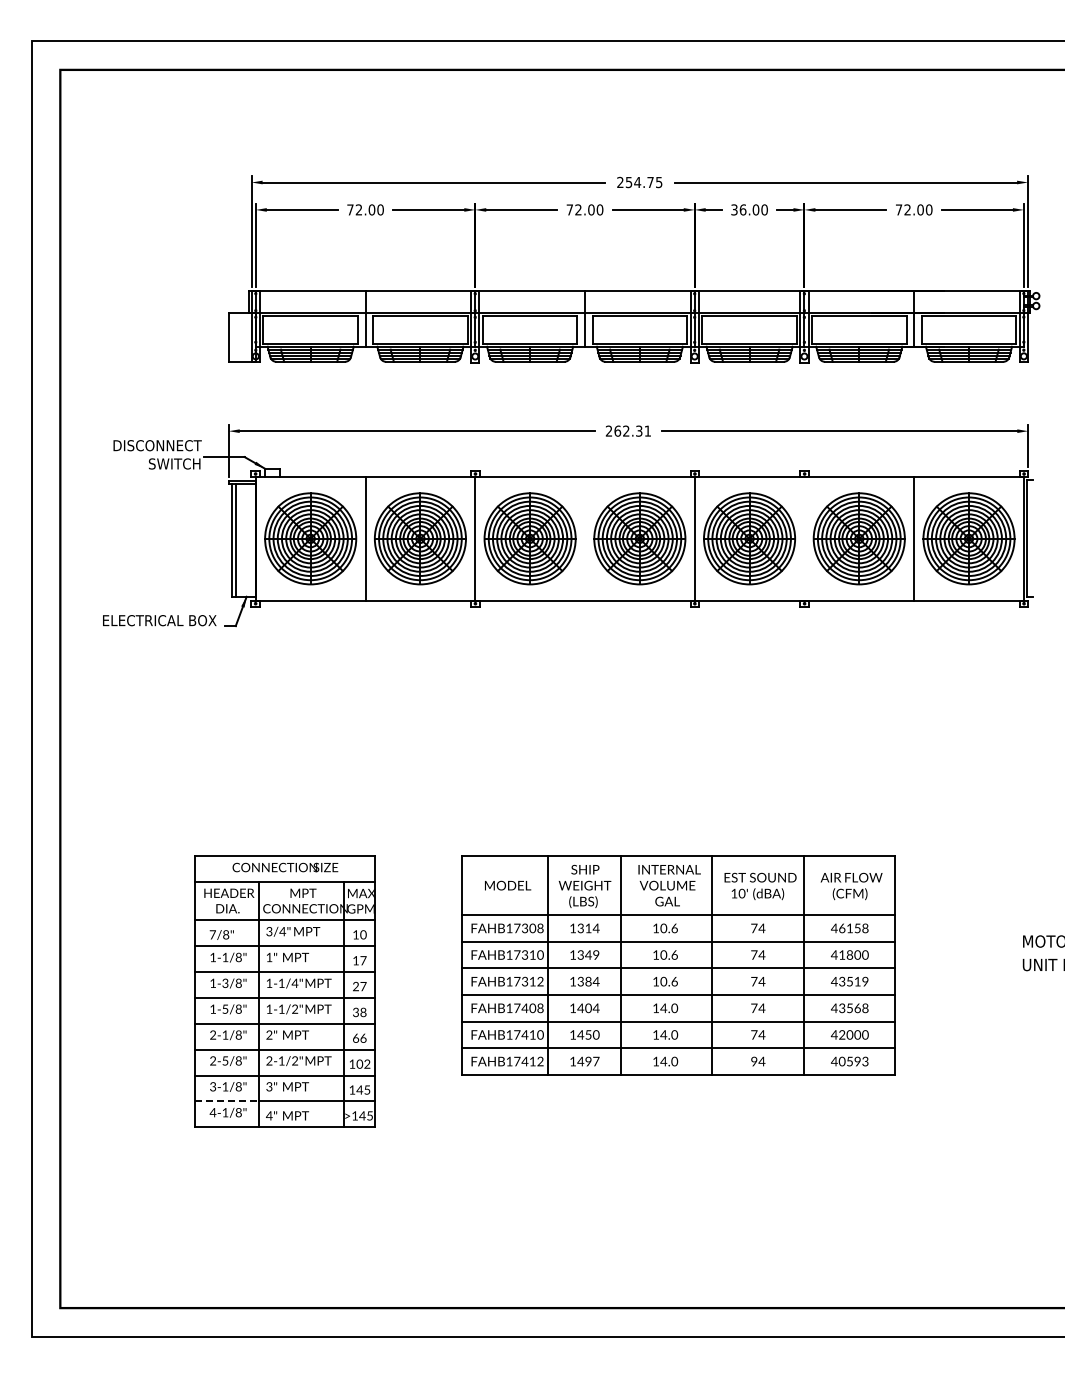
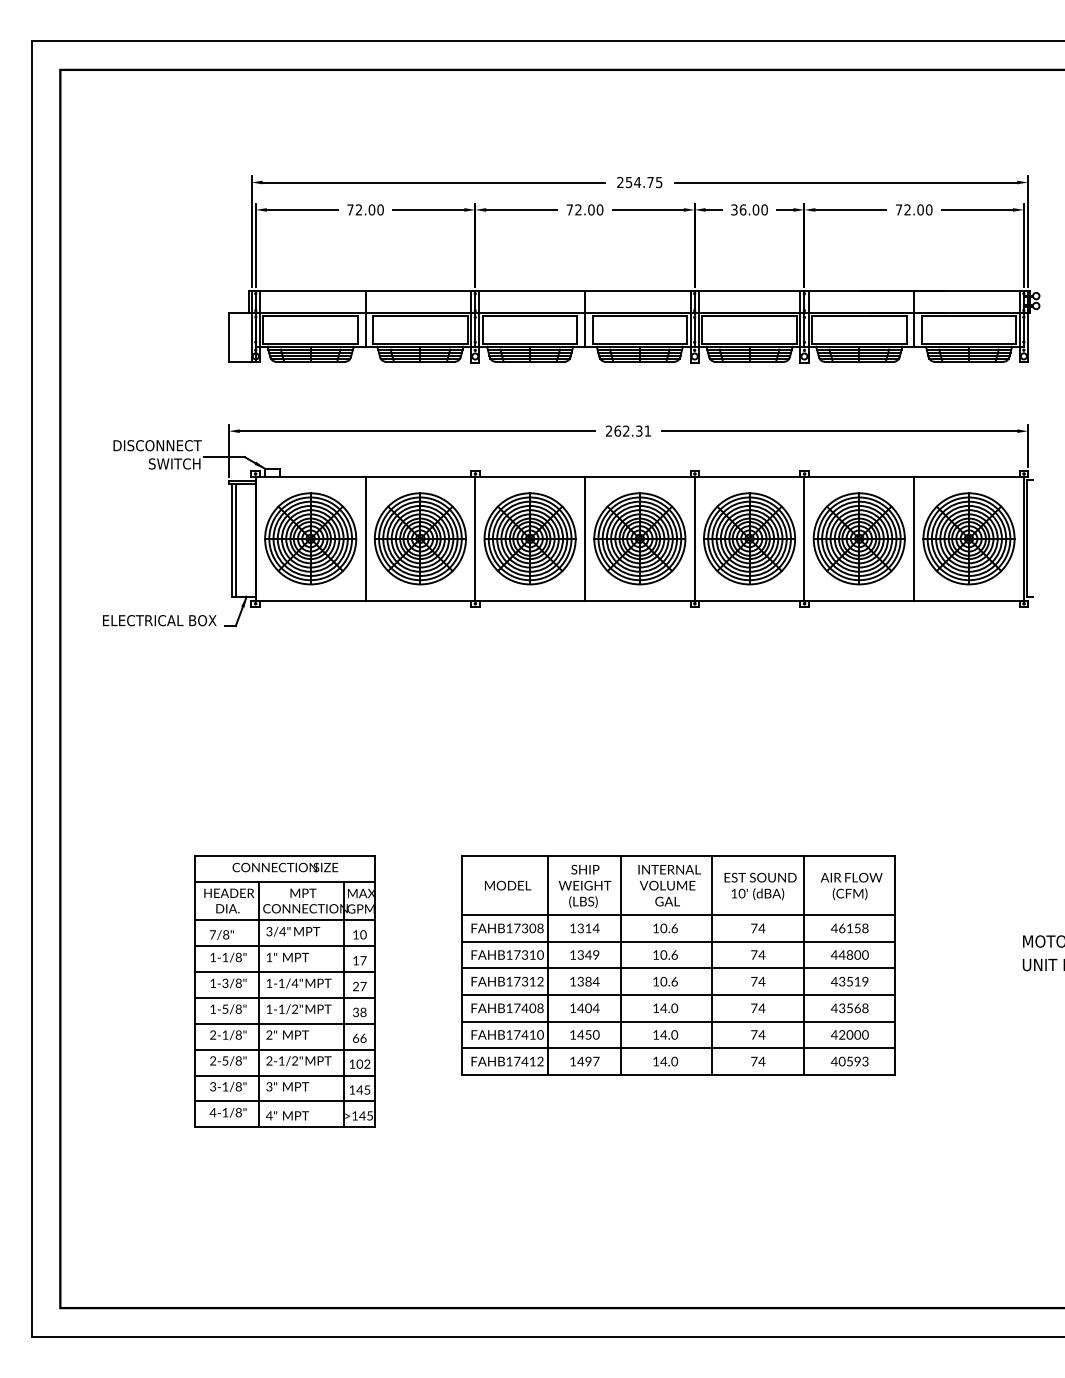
line: none -> present (584, 538)
line: none -> present (804, 538)
text: 41800 -> 44800 (841, 954)
text: 94 -> 74 (754, 1061)
line: dashed -> solid (226, 1101)
